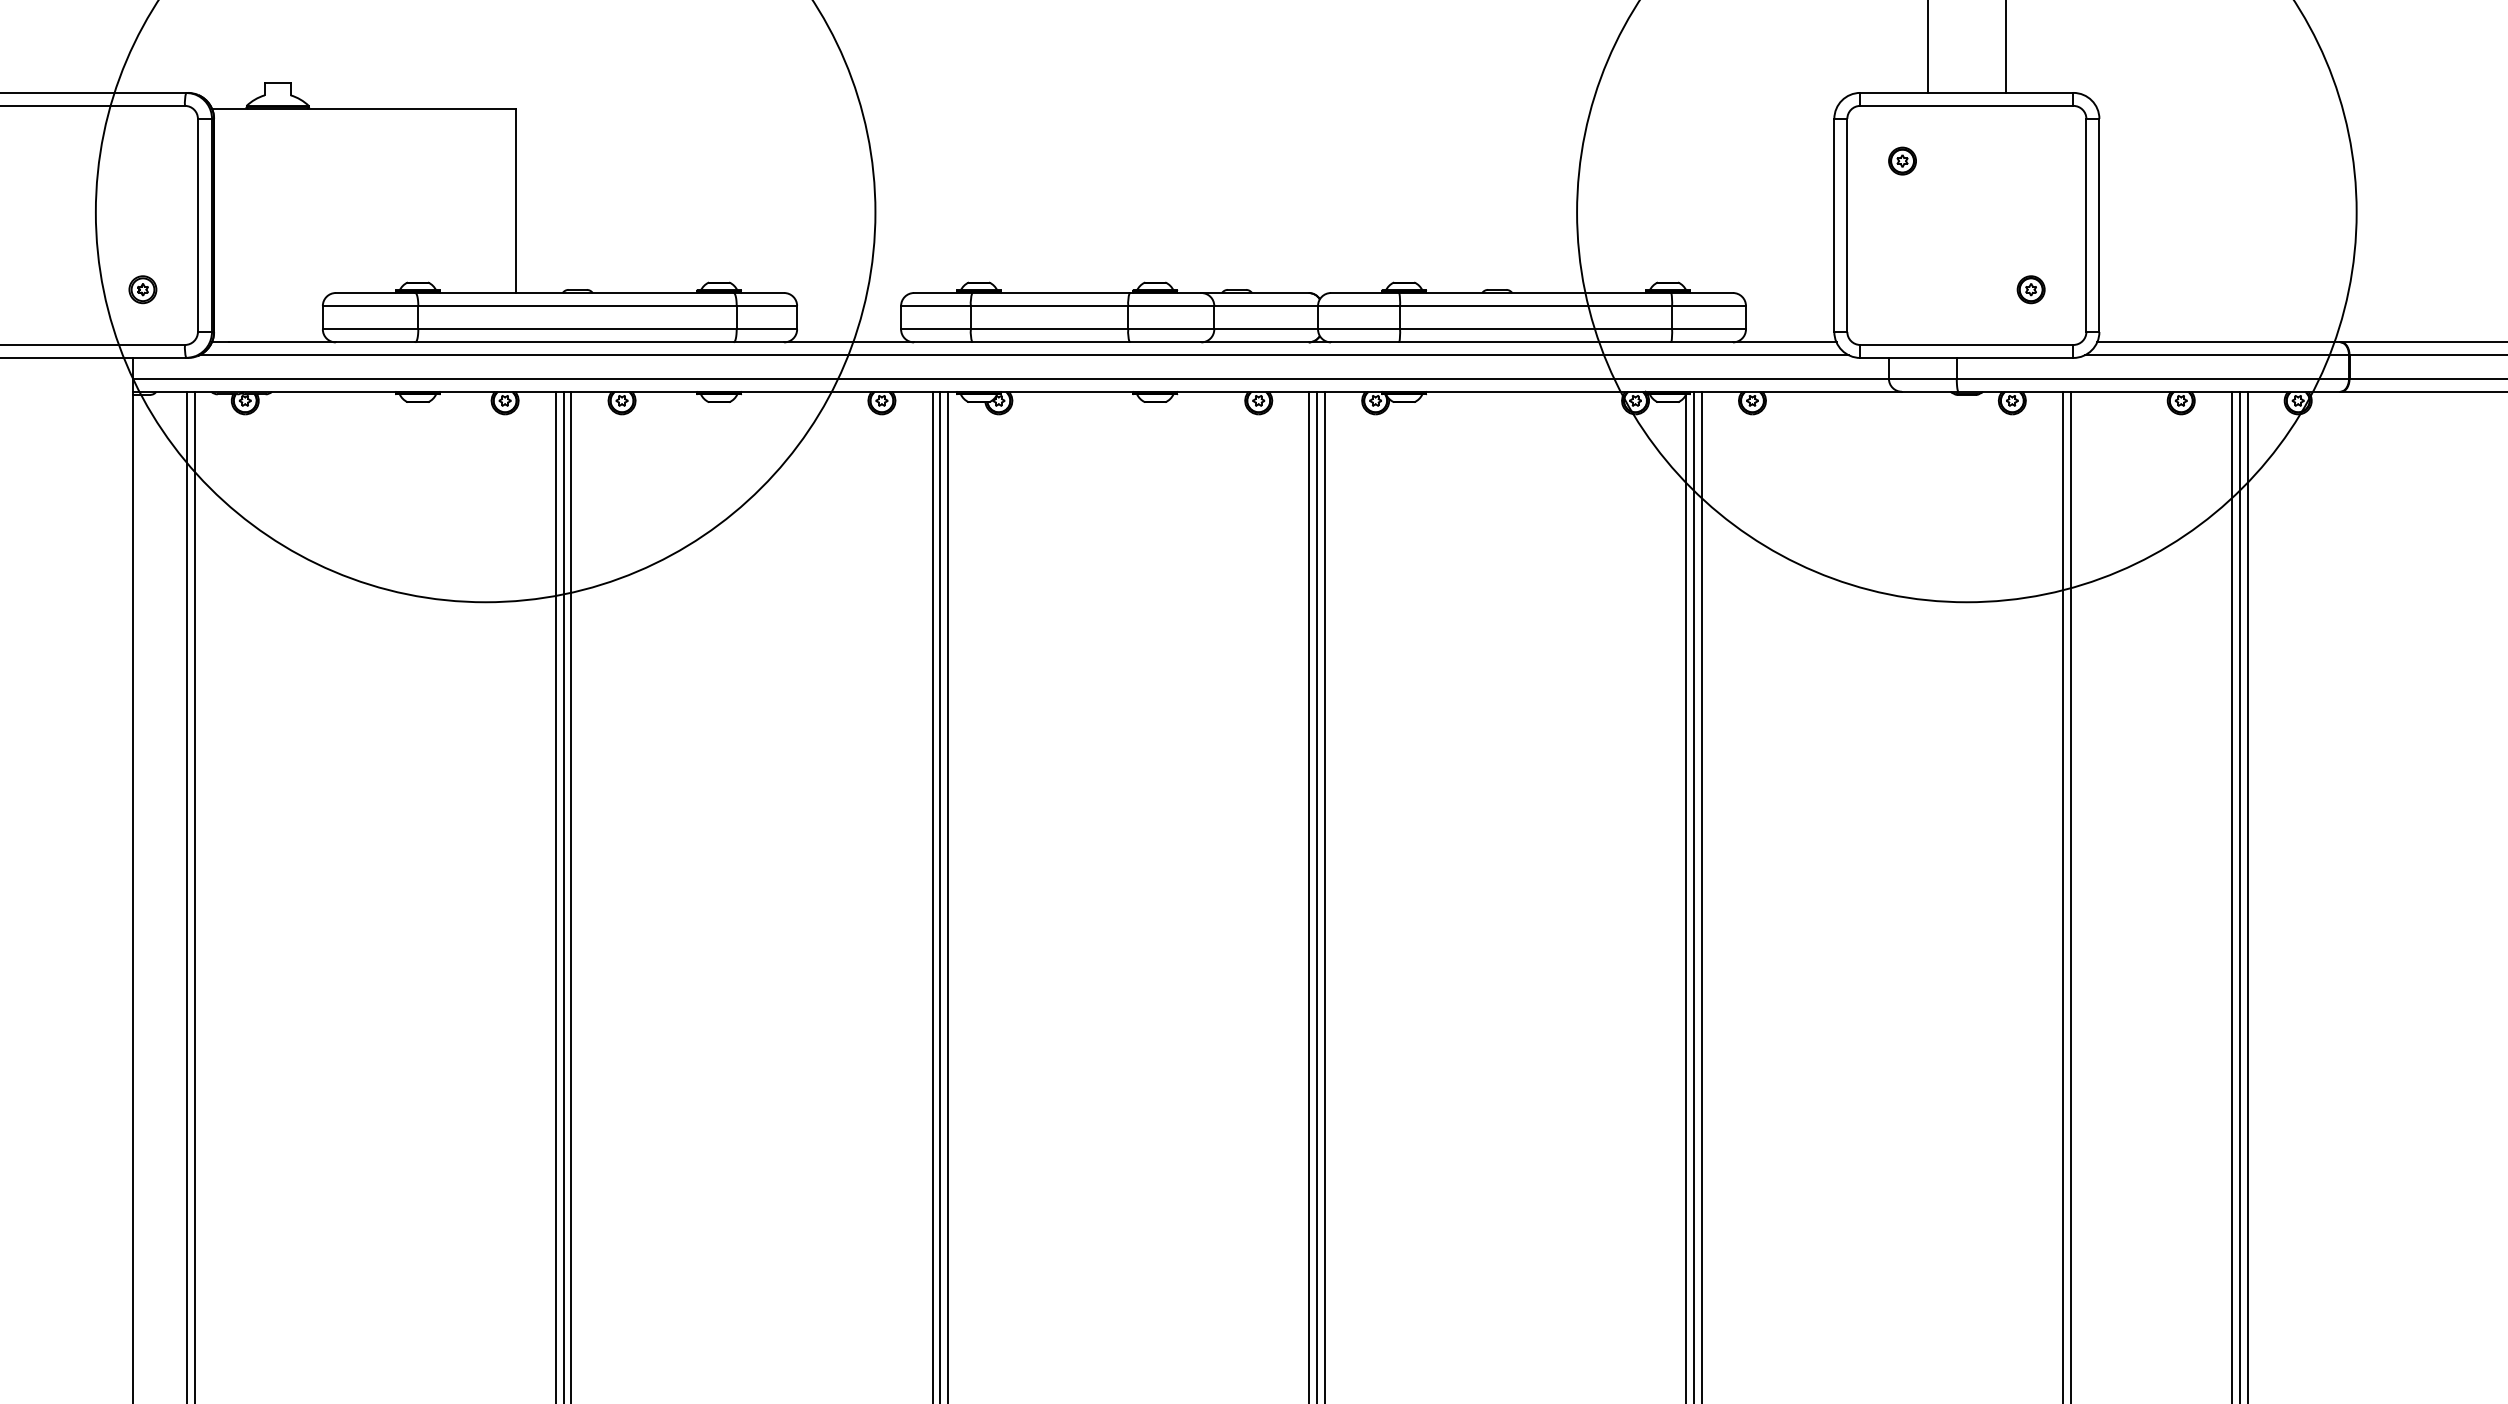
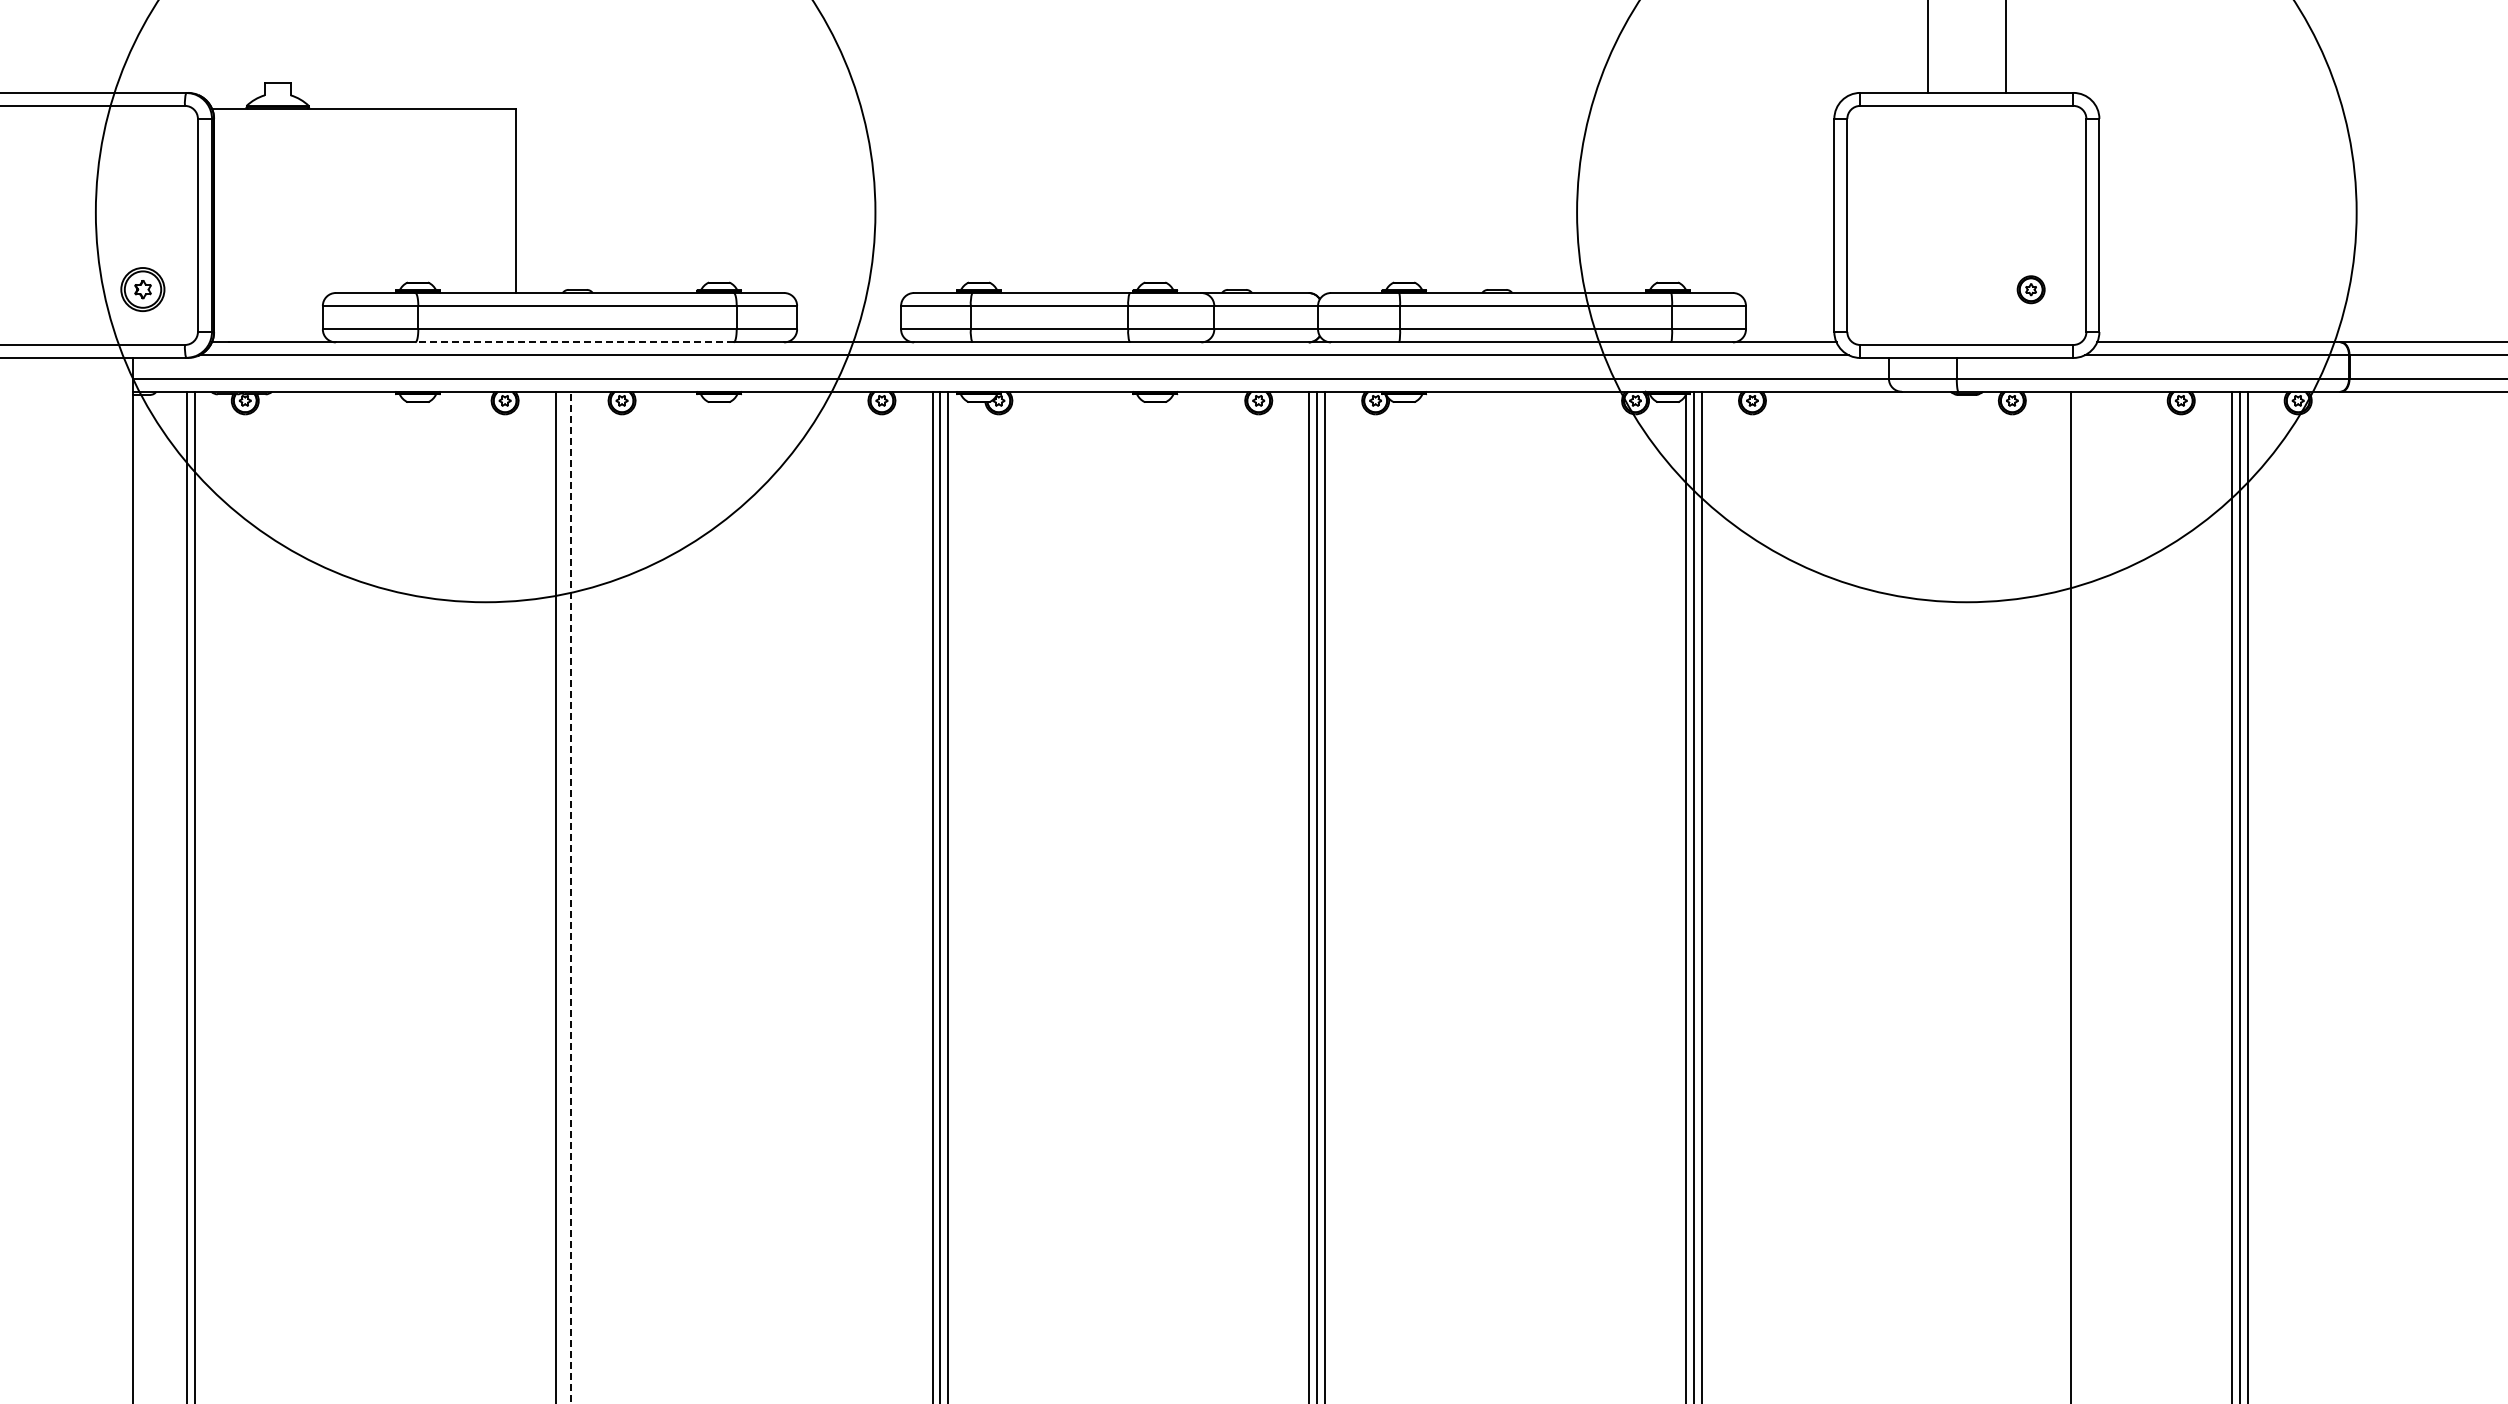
part: present -> none (1902, 160)
part size: 30x30 px -> 46x45 px (142, 289)
line: solid -> dashed (574, 342)
line: present -> none (563, 895)
line: present -> none (2063, 895)
line: solid -> dashed (571, 897)
